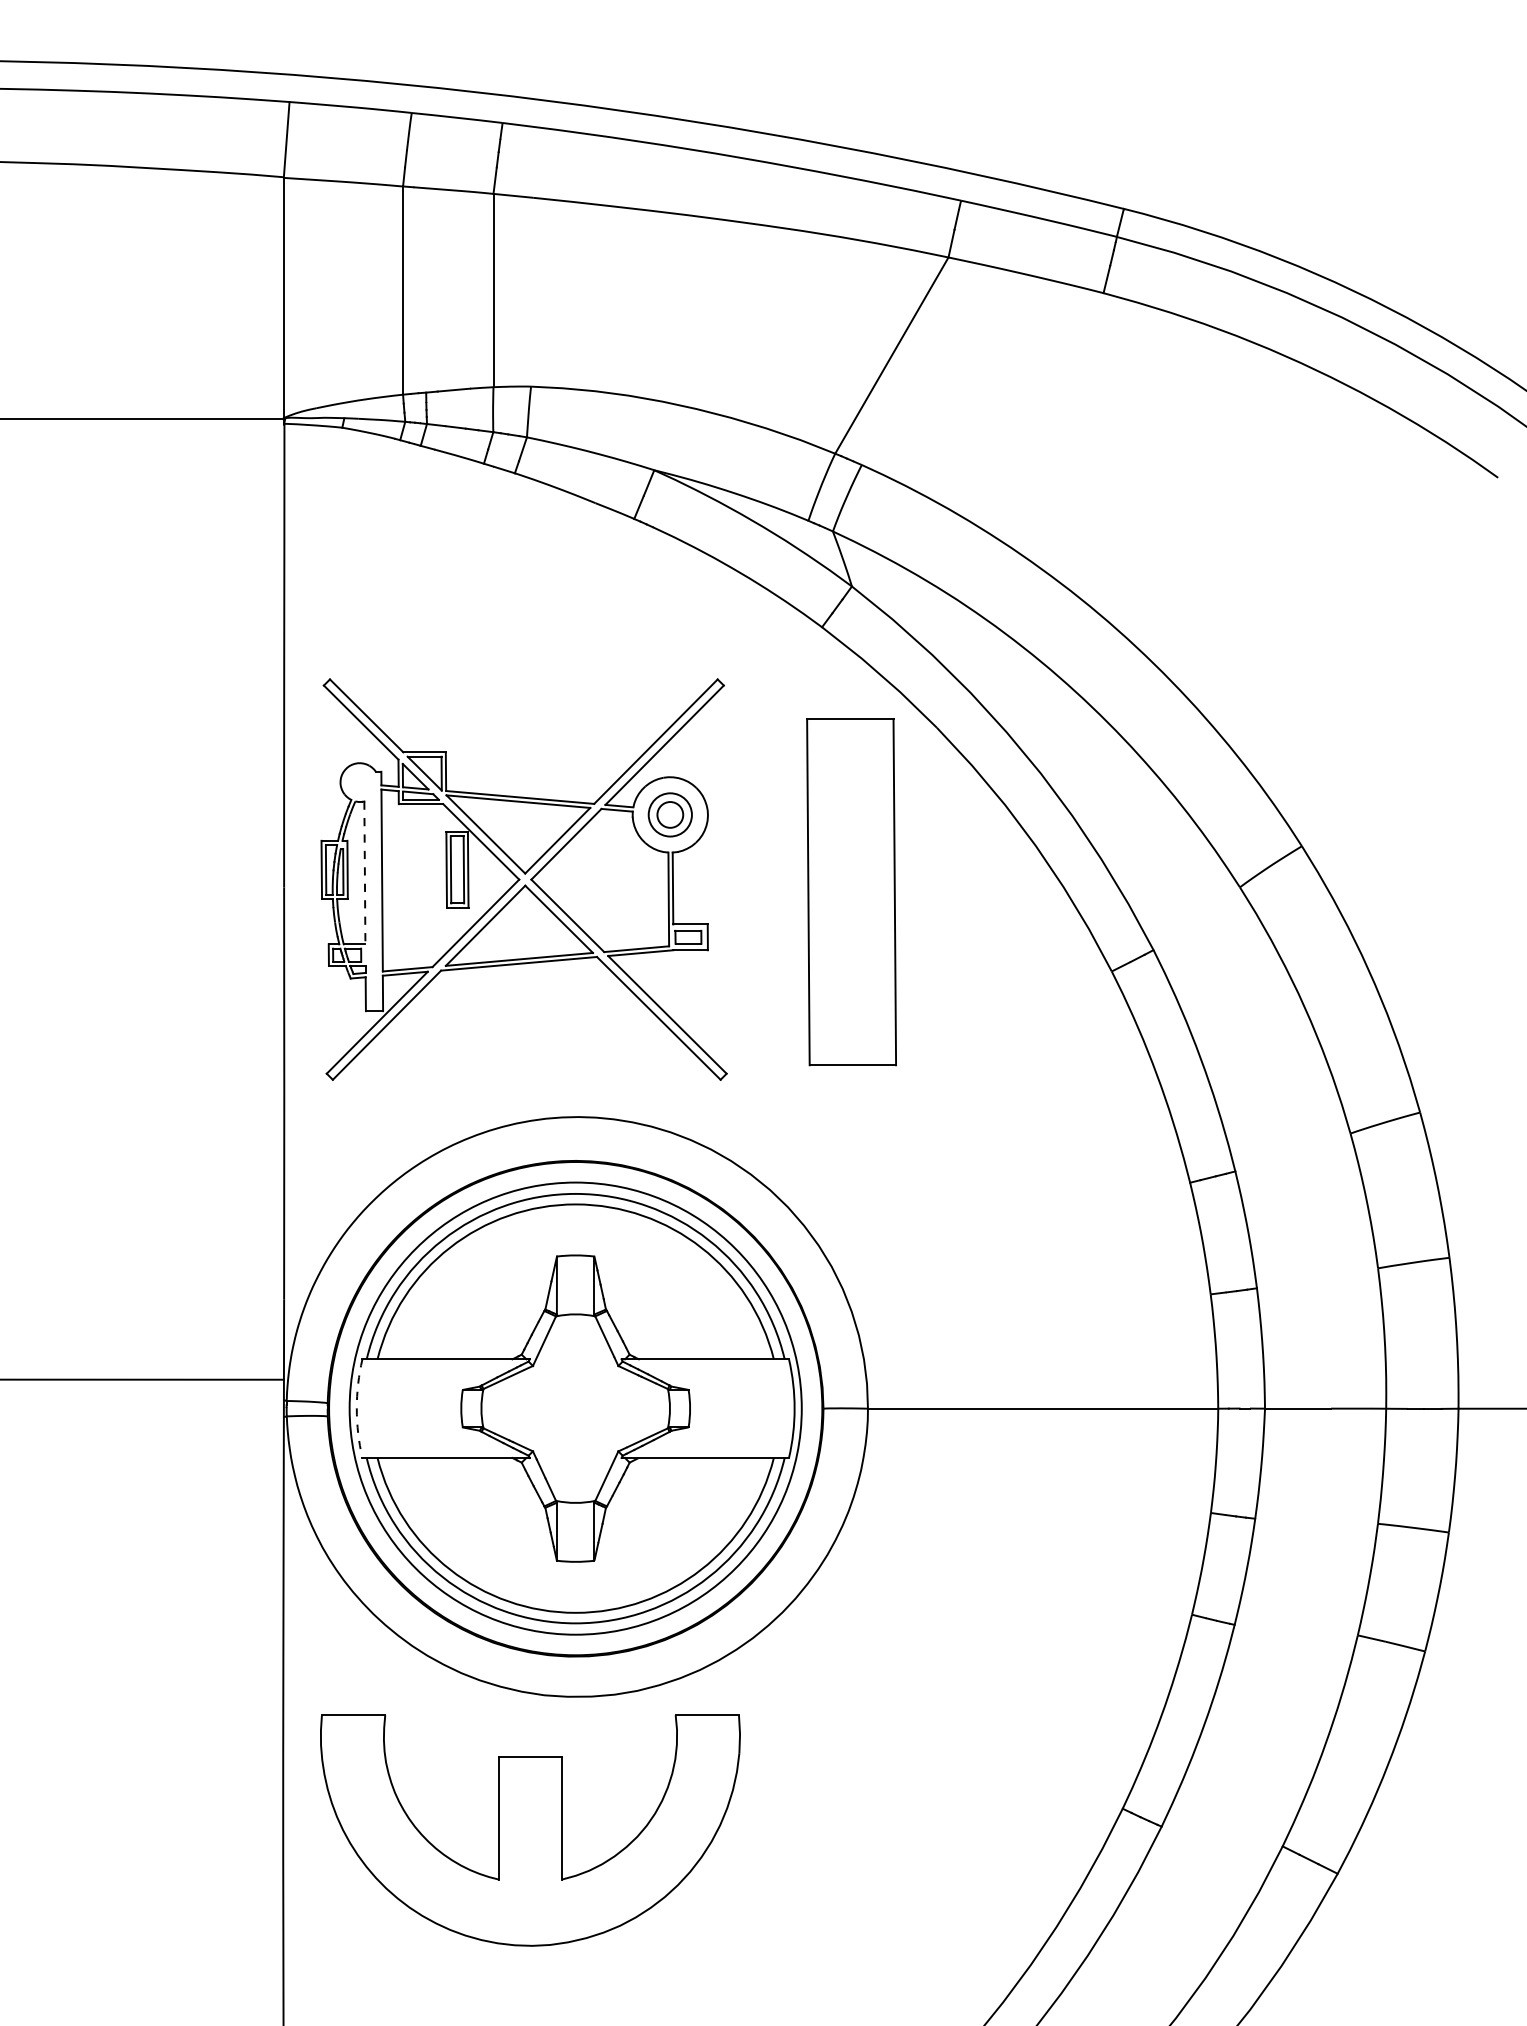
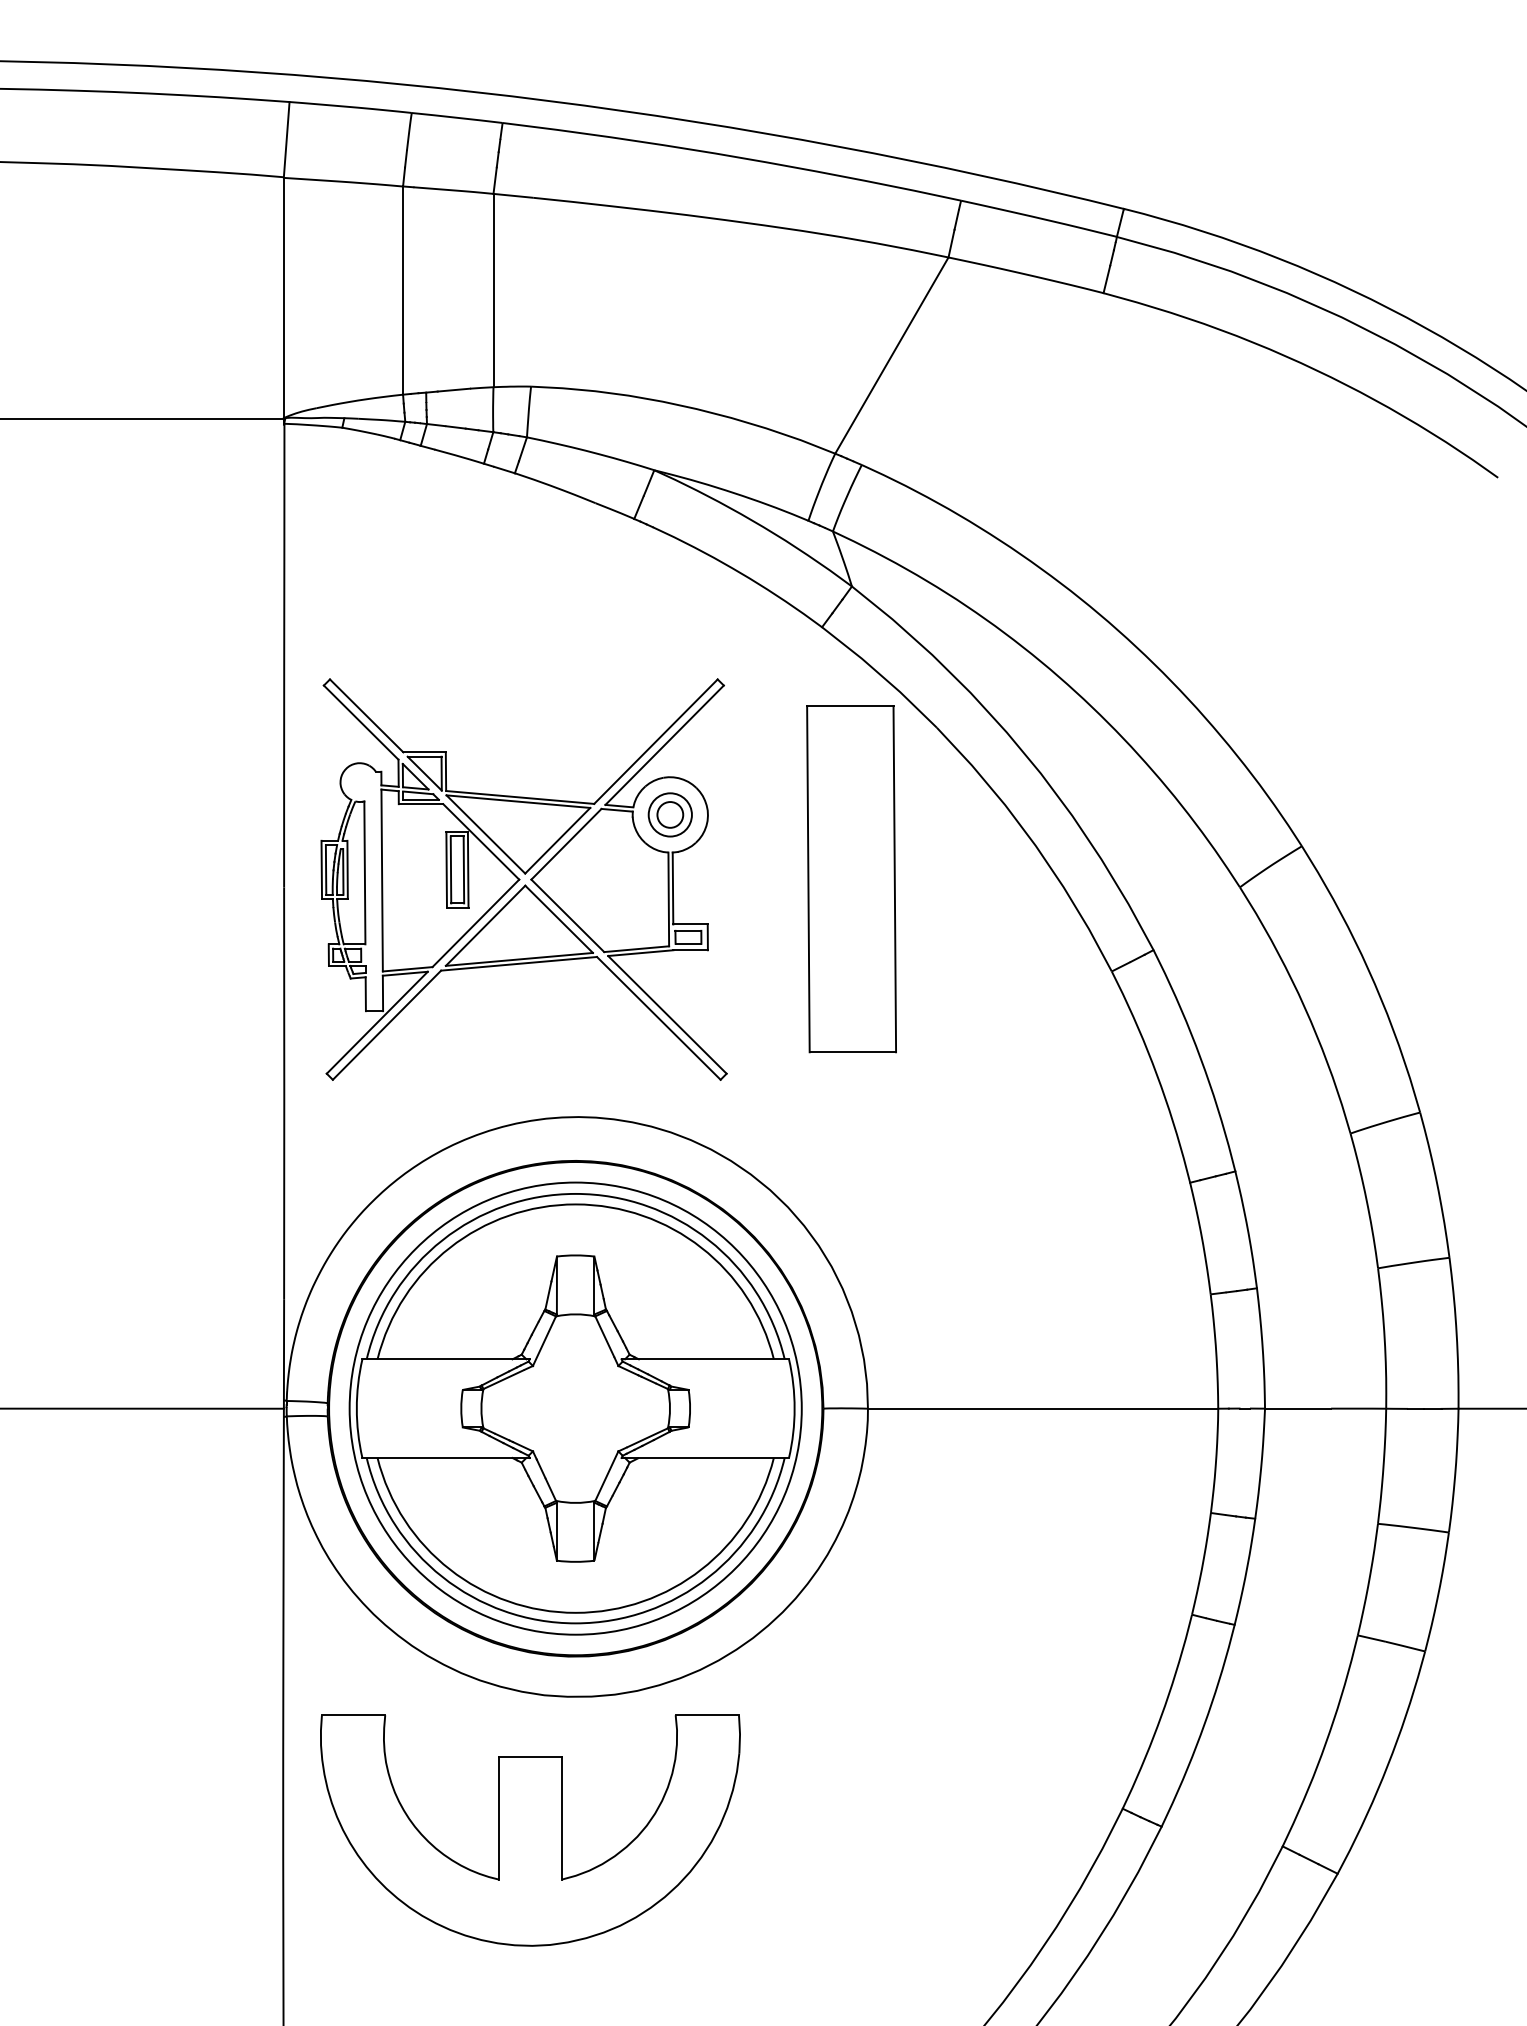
line: dashed -> solid (364, 873)
part position: (851, 892) -> (851, 879) (851, 879)
line position: (142, 1379) -> (142, 1408) (142, 1408)
arc: dashed -> solid (356, 1408)
